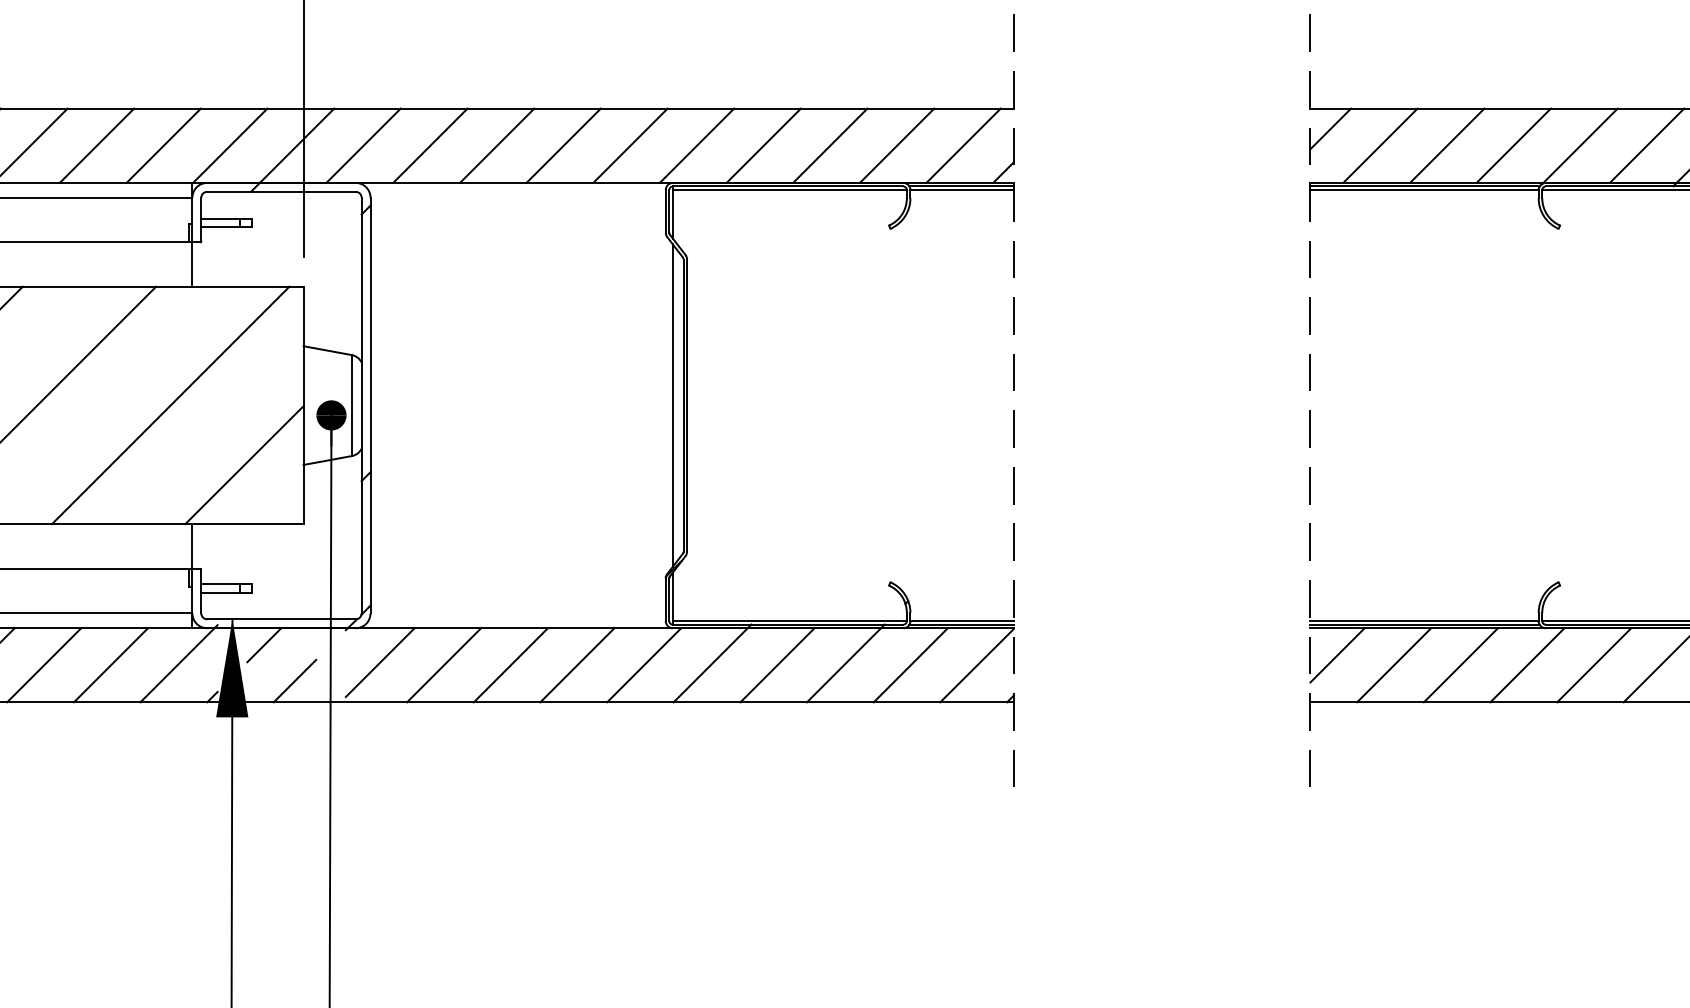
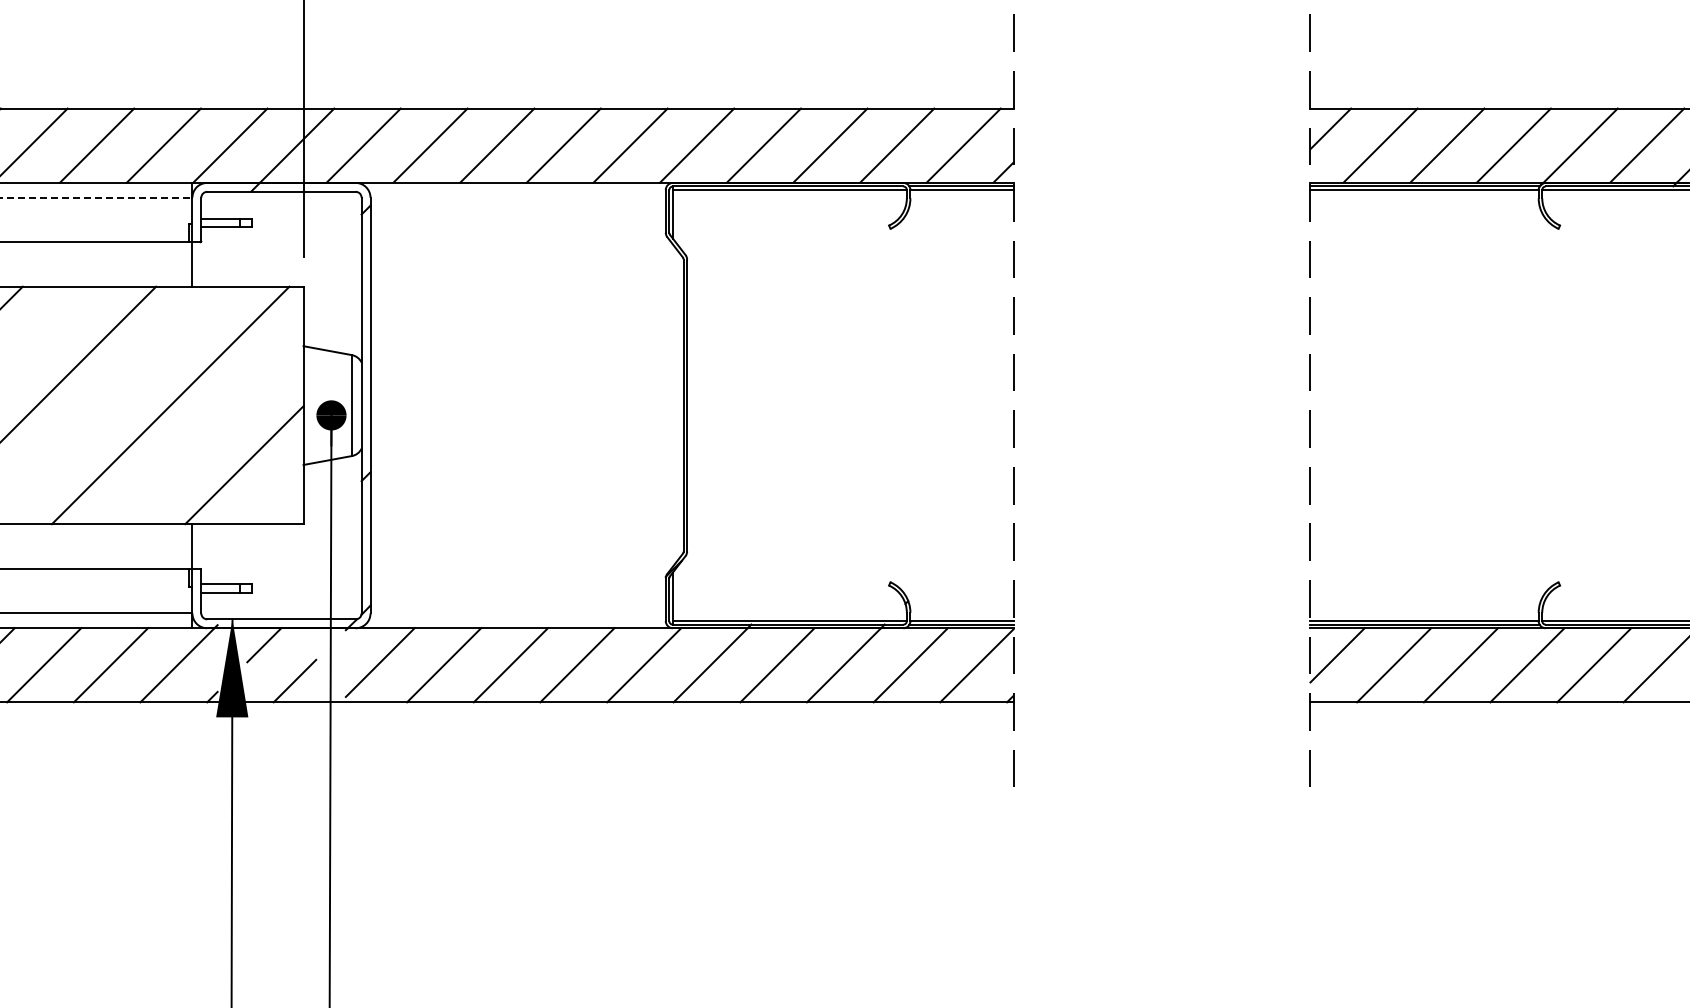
line: solid -> dashed (96, 197)
line: present -> none (672, 405)
